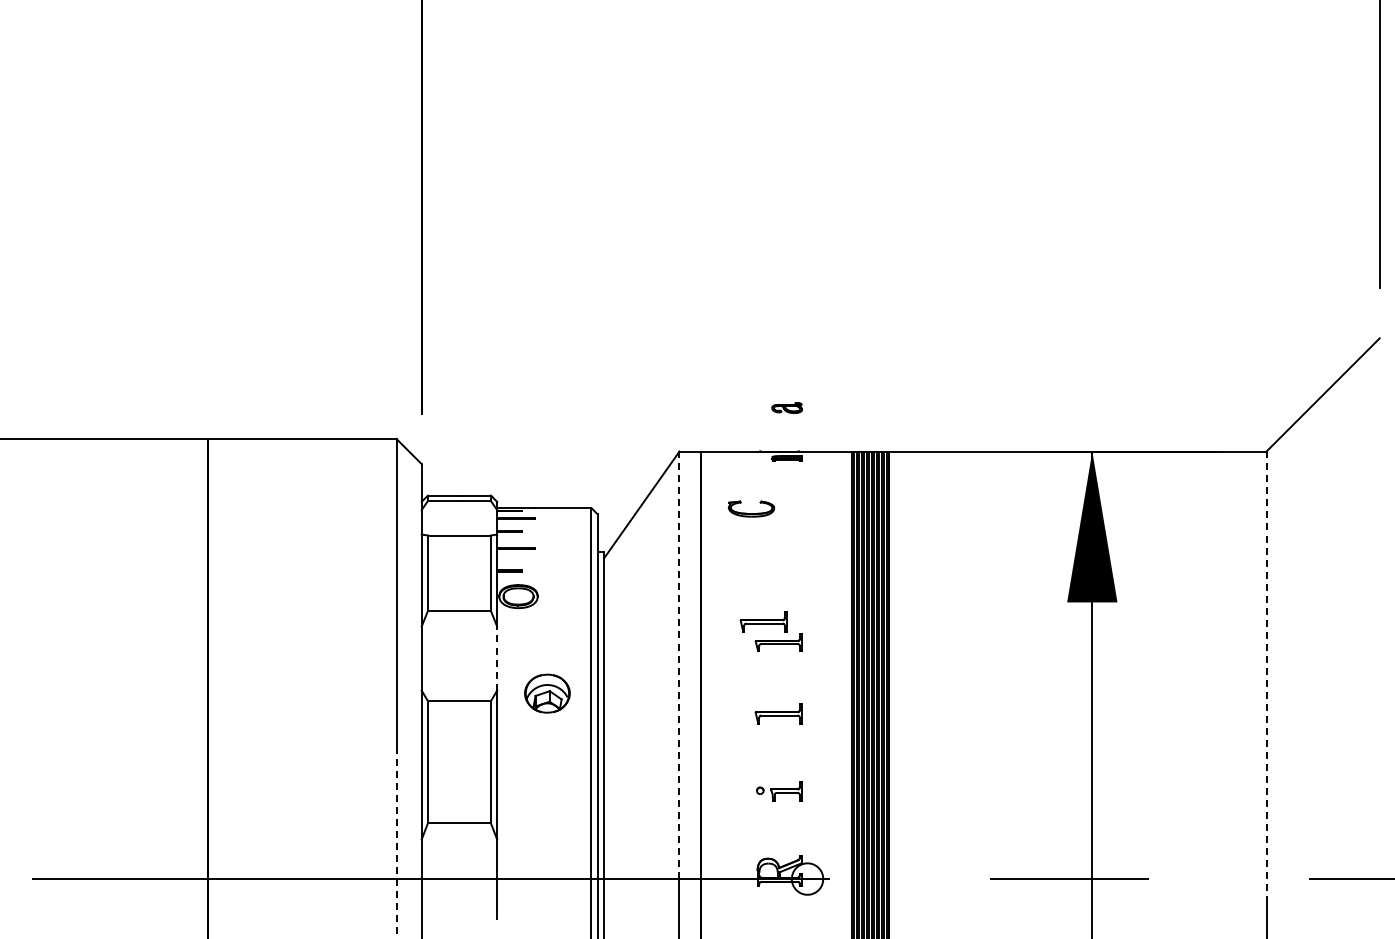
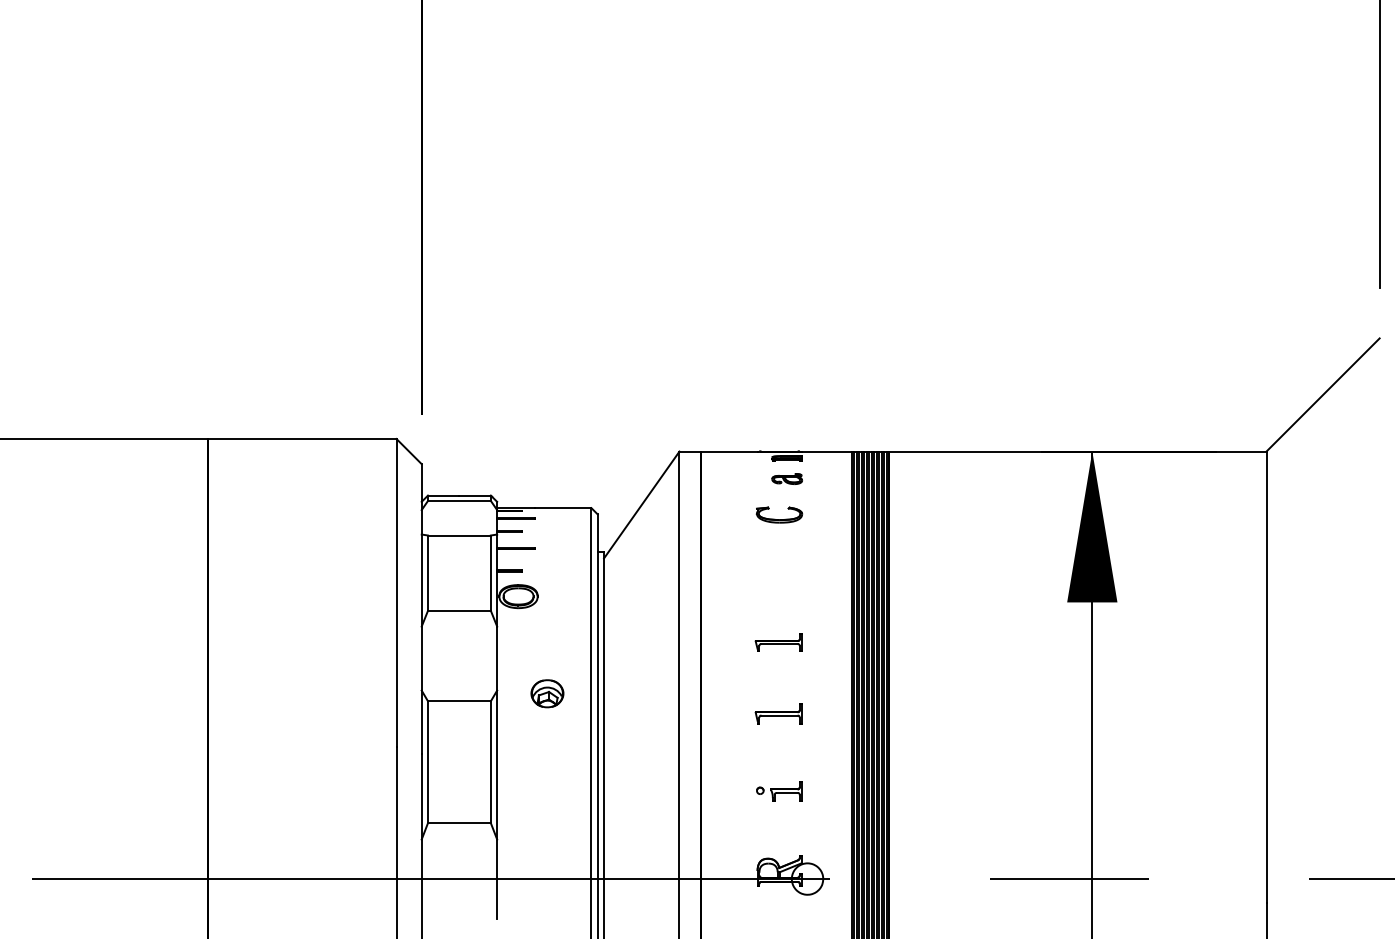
part position: (786, 407) -> (786, 478) (786, 478)
part position: (751, 508) -> (779, 514) (779, 514)
part: present -> none (763, 621)
line: dashed -> solid (497, 658)
line: dashed -> solid (679, 665)
line: dashed -> solid (1266, 677)
part size: 47x41 px -> 35x30 px (547, 693)
line: dashed -> solid (396, 842)
